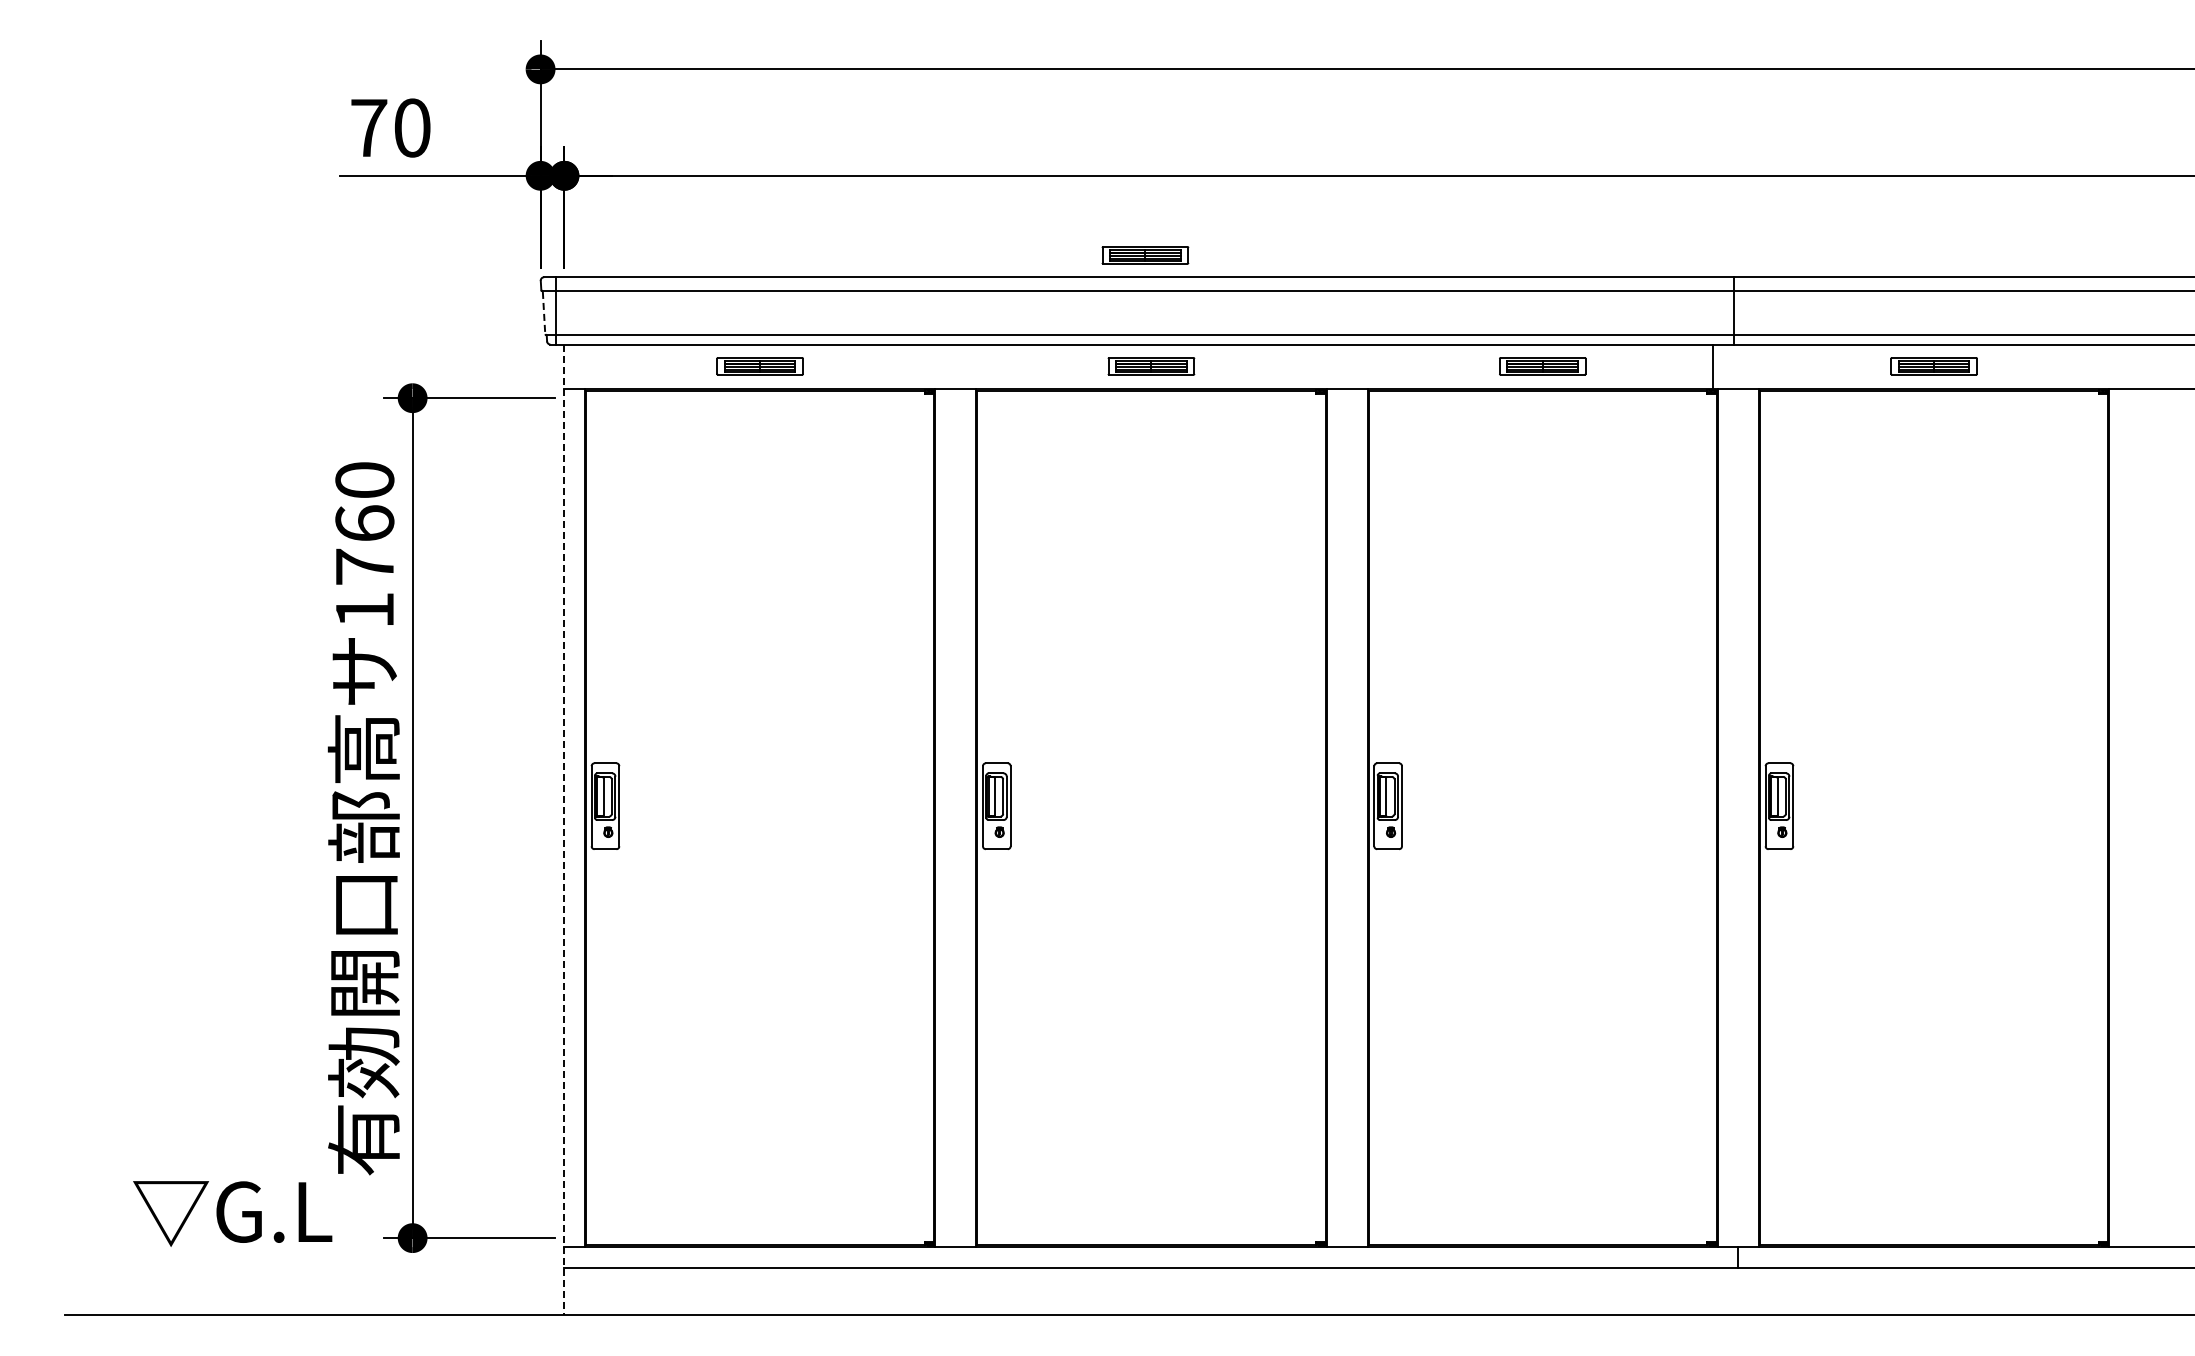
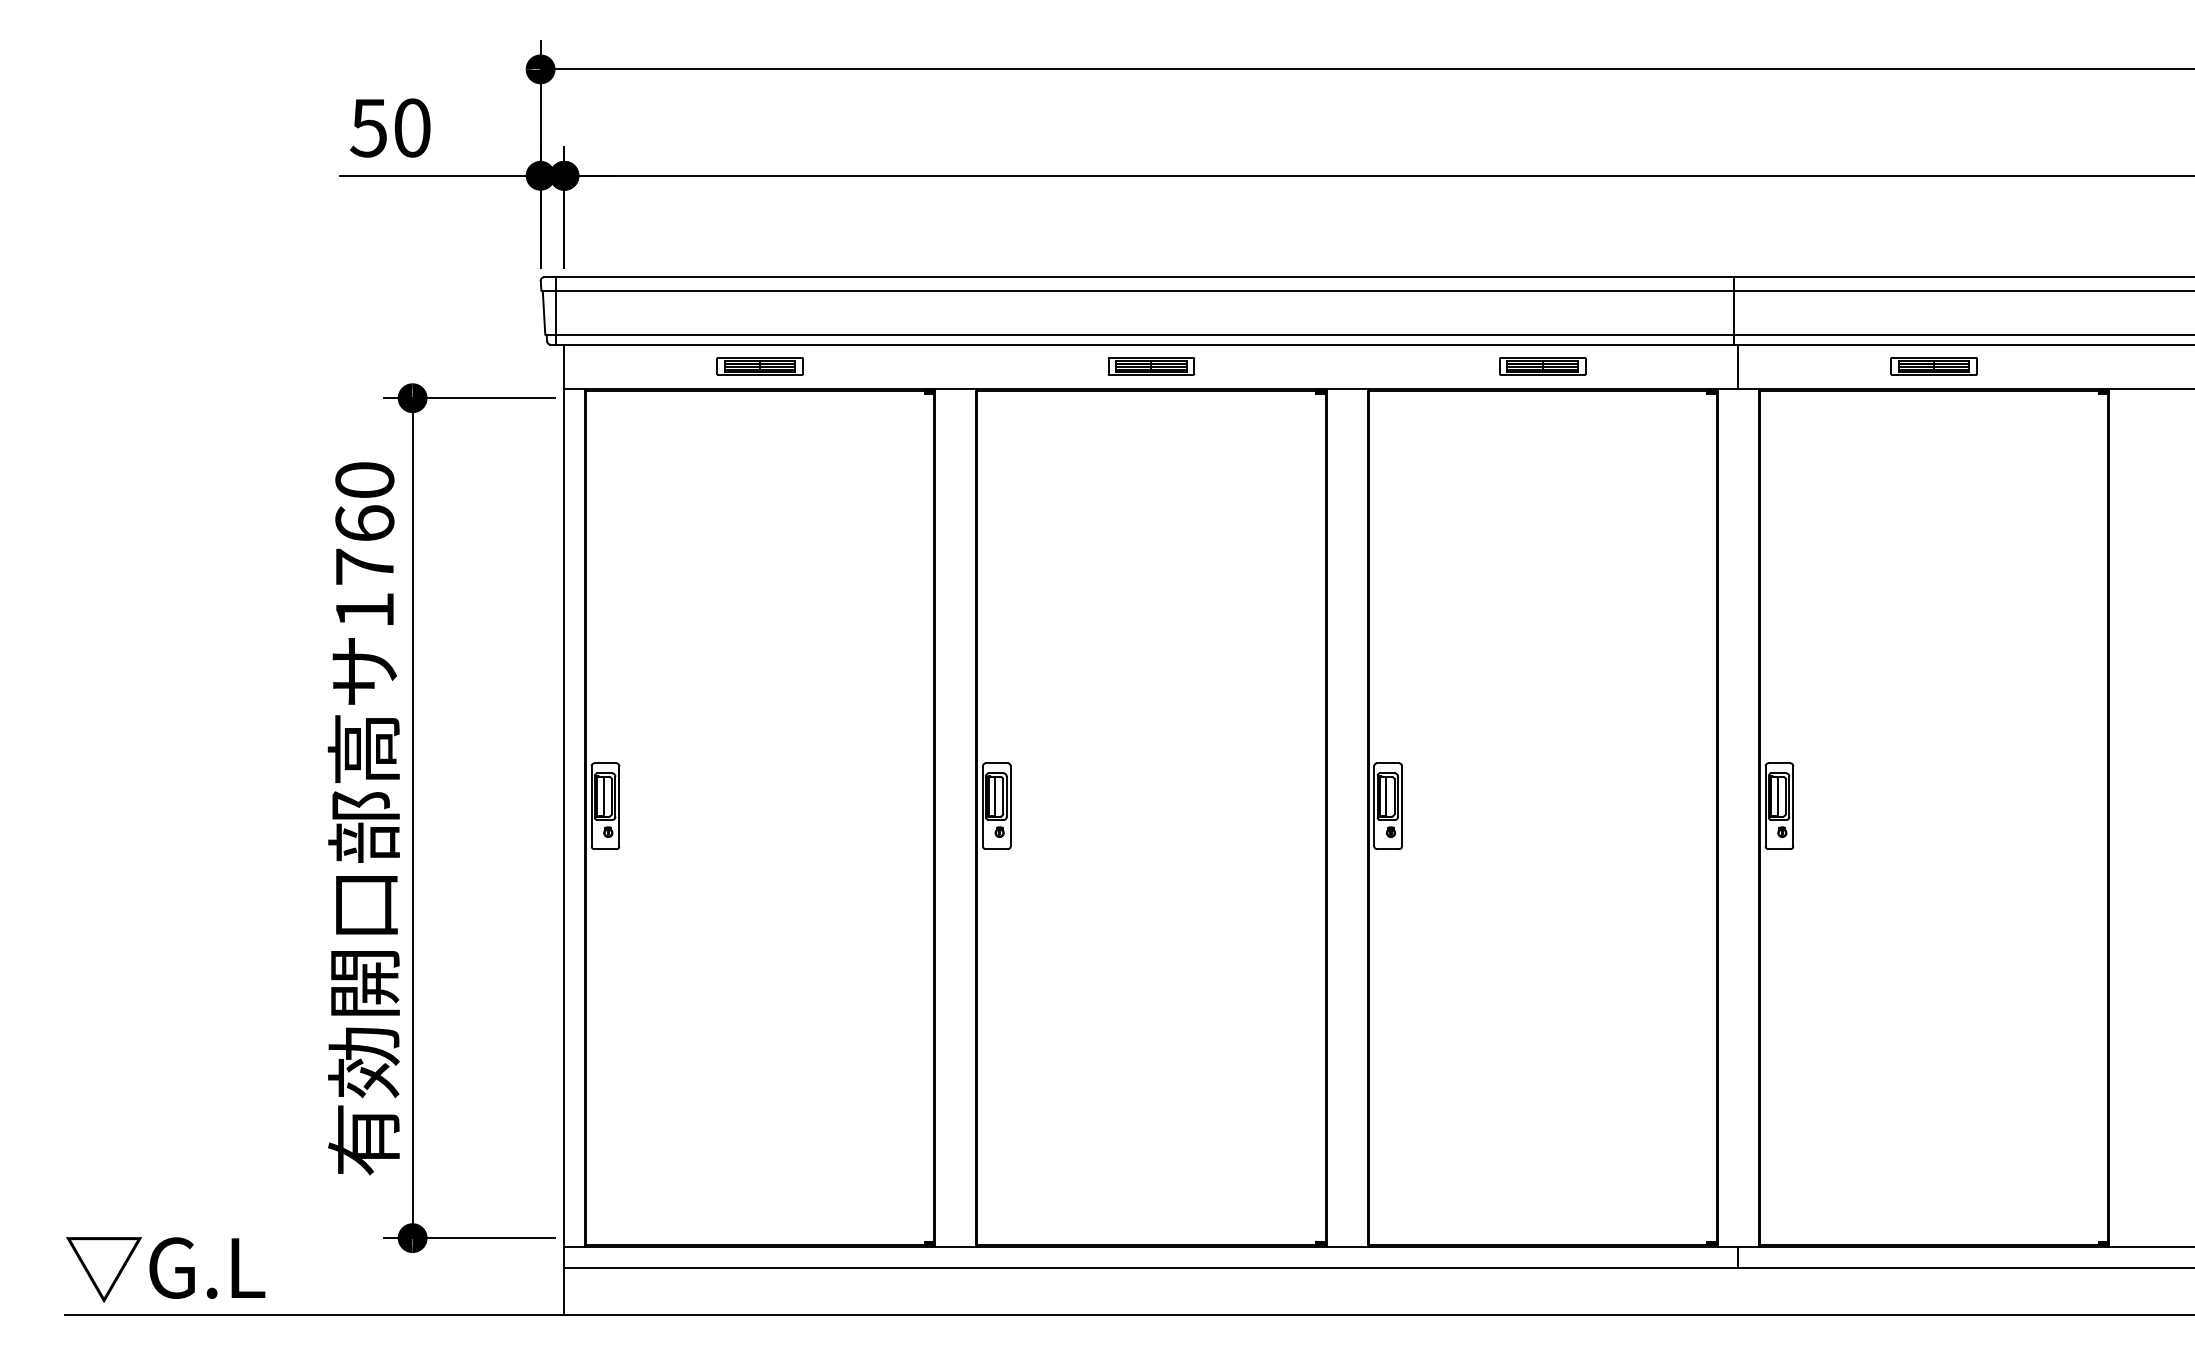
text: 70 -> 50 (368, 128)
part: present -> none (1145, 255)
line: dashed -> solid (544, 313)
line position: (1713, 366) -> (1738, 366) (1738, 366)
line: dashed -> solid (564, 830)
text position: (232, 1213) -> (165, 1269) (165, 1269)
